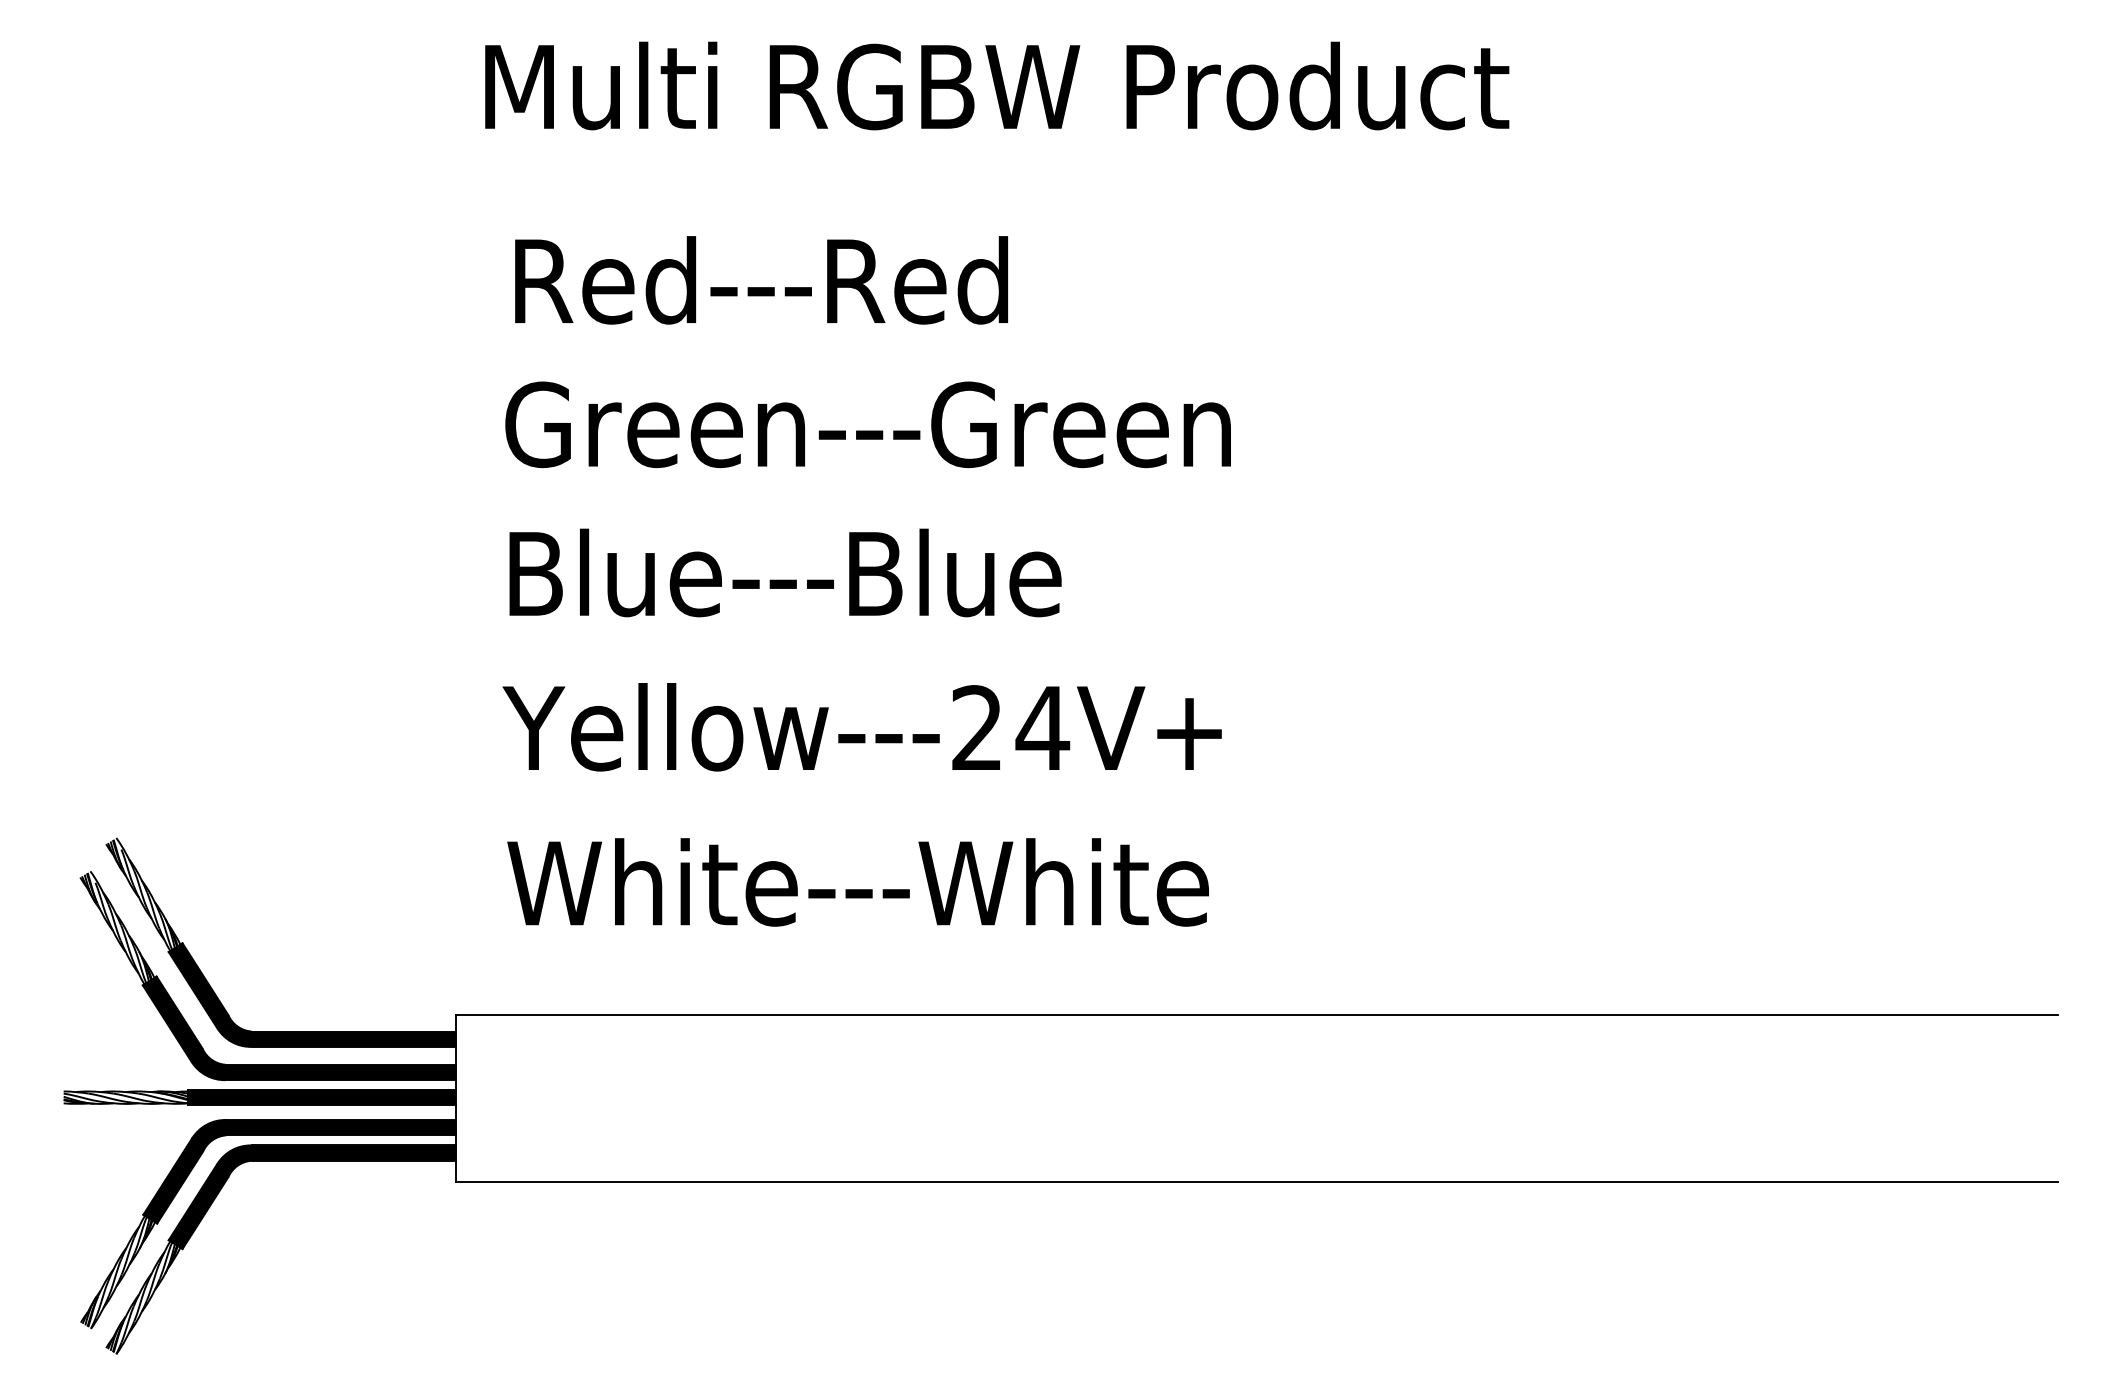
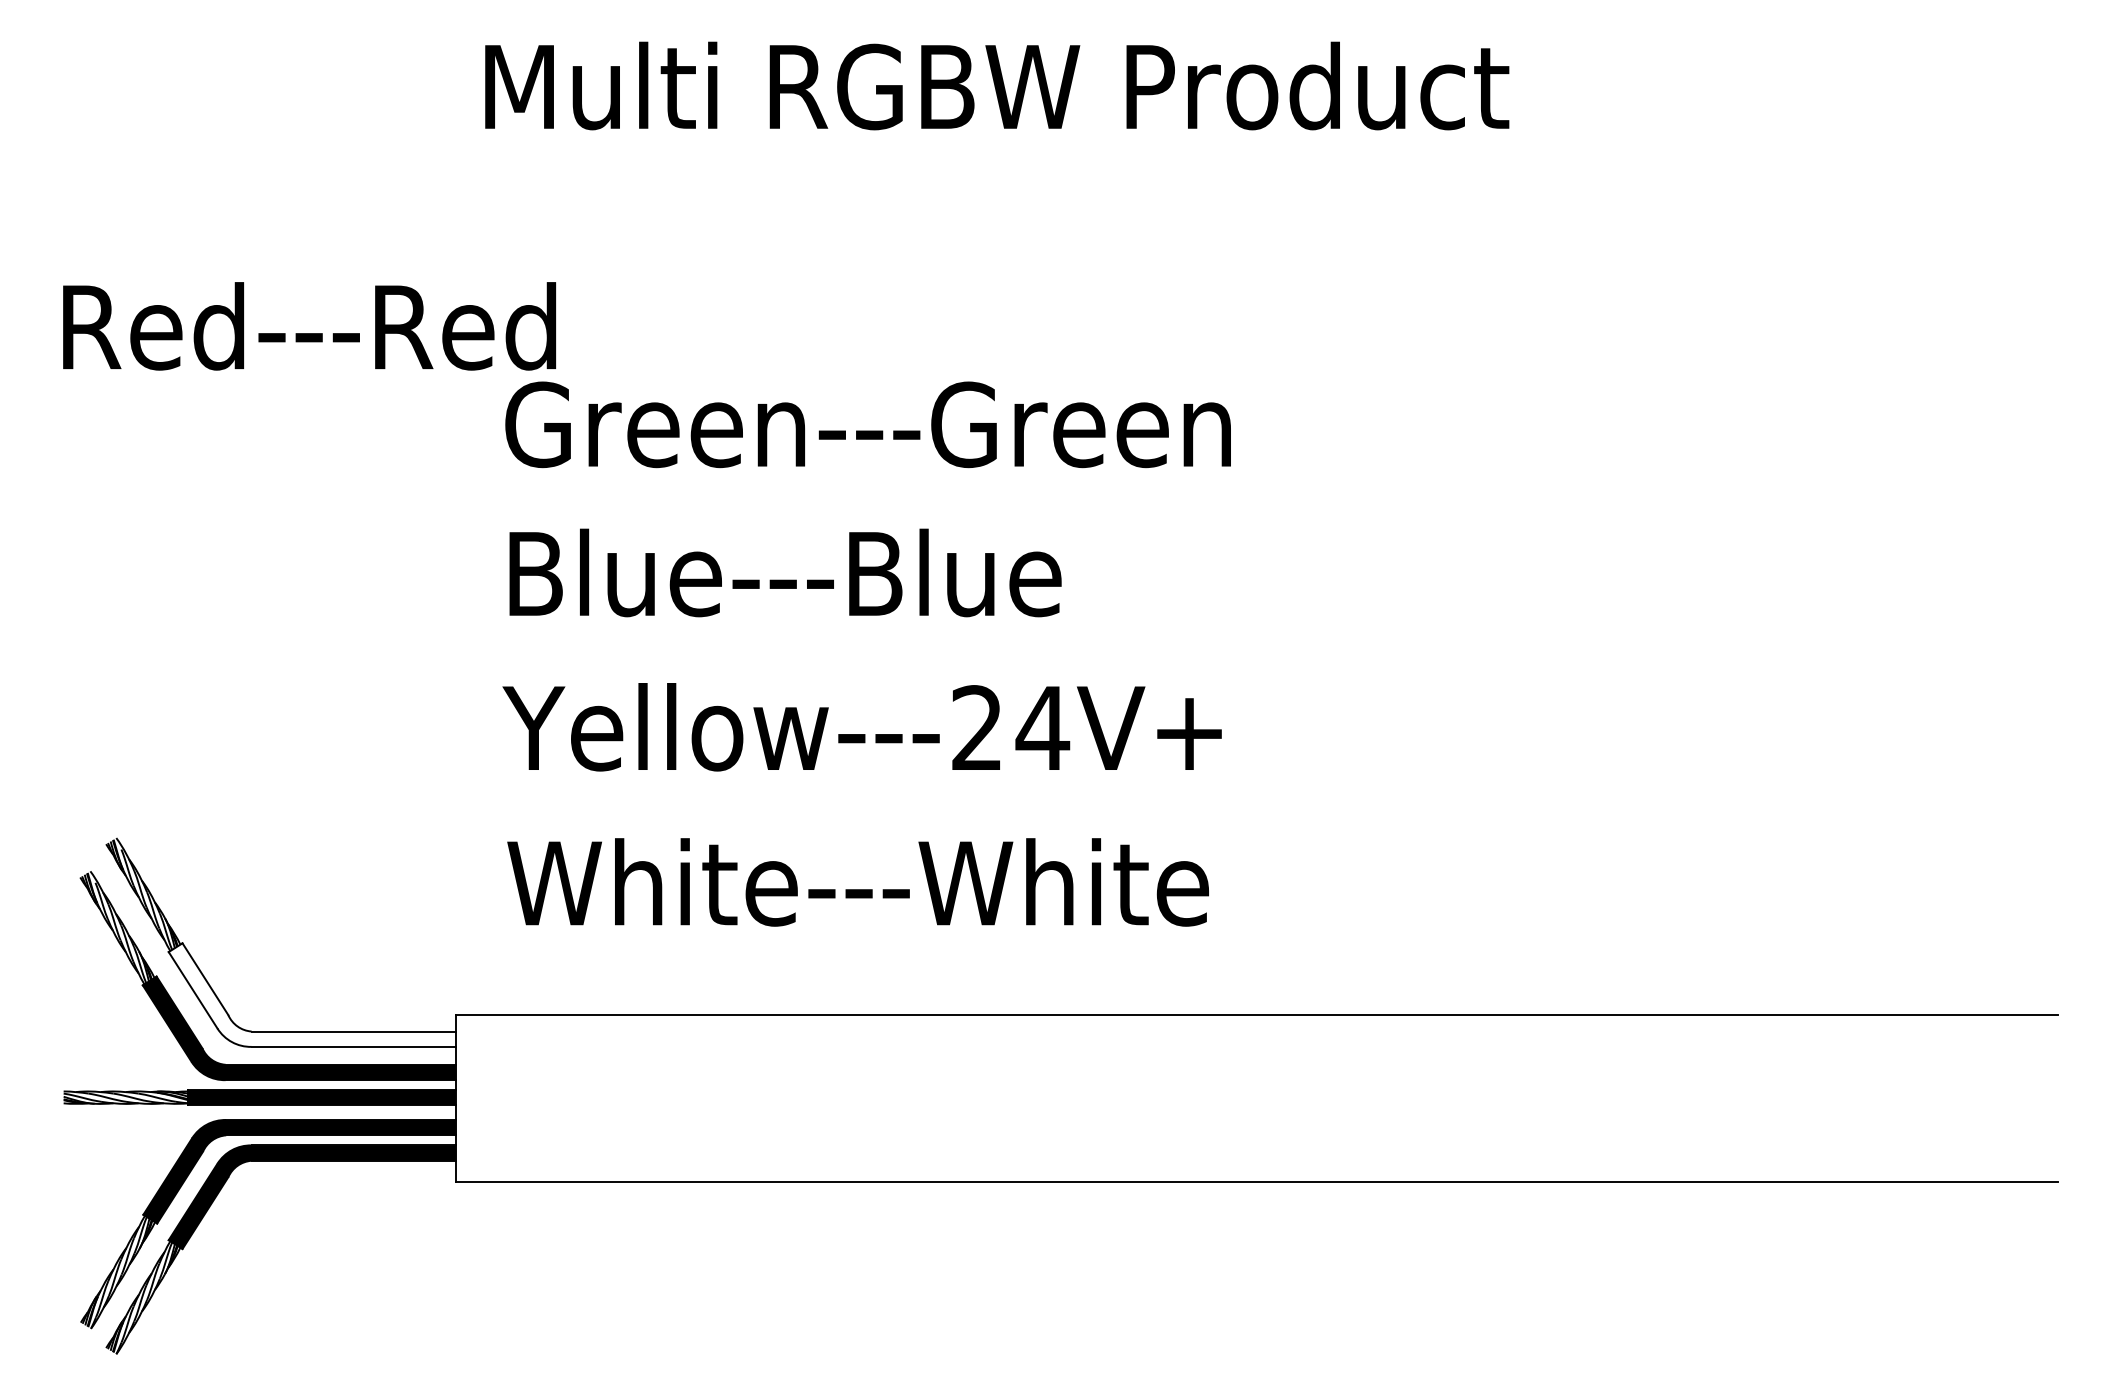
text position: (761, 280) -> (309, 326) (309, 326)
fill: present -> none (312, 985)
